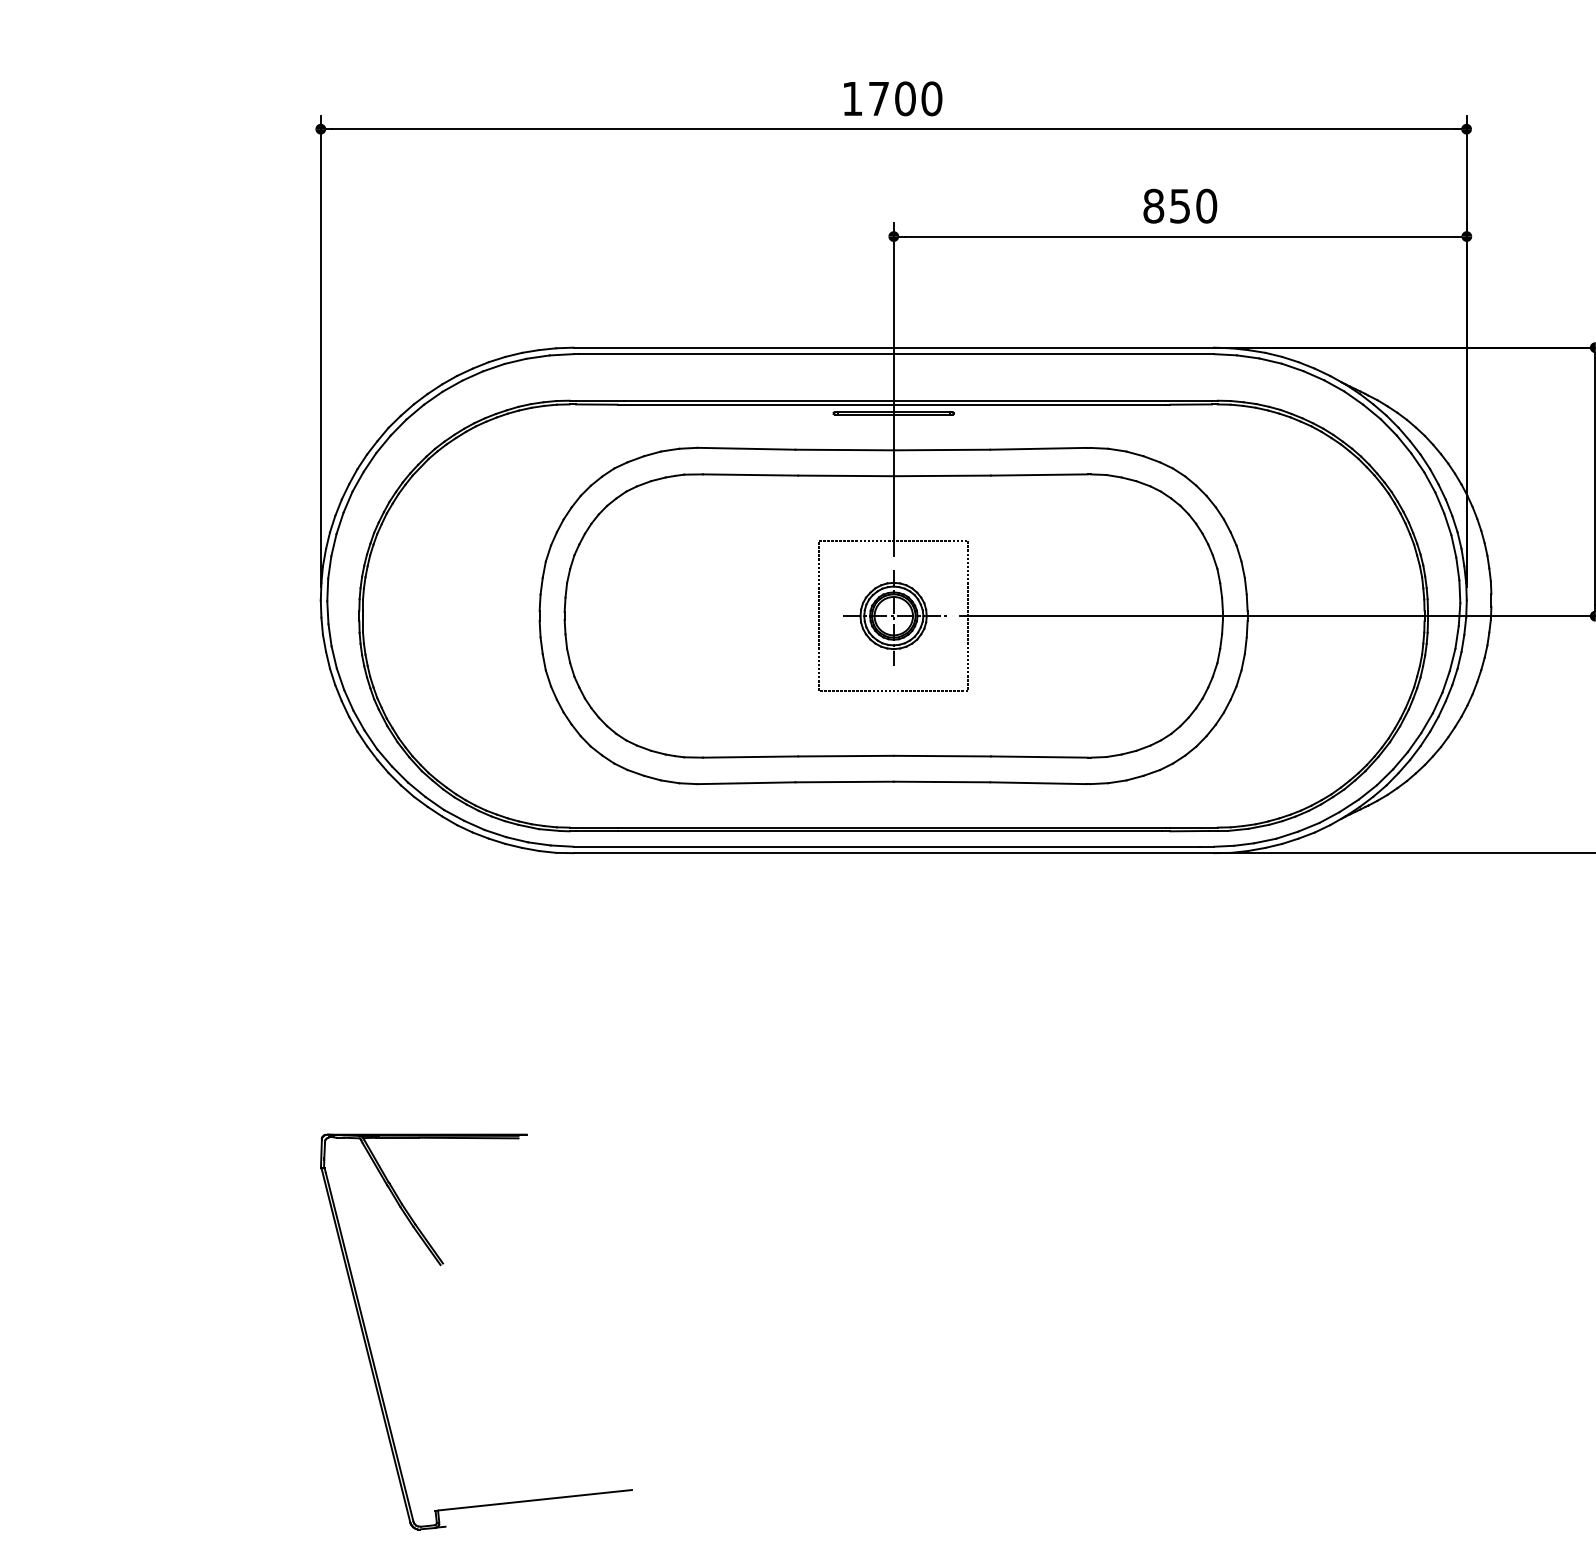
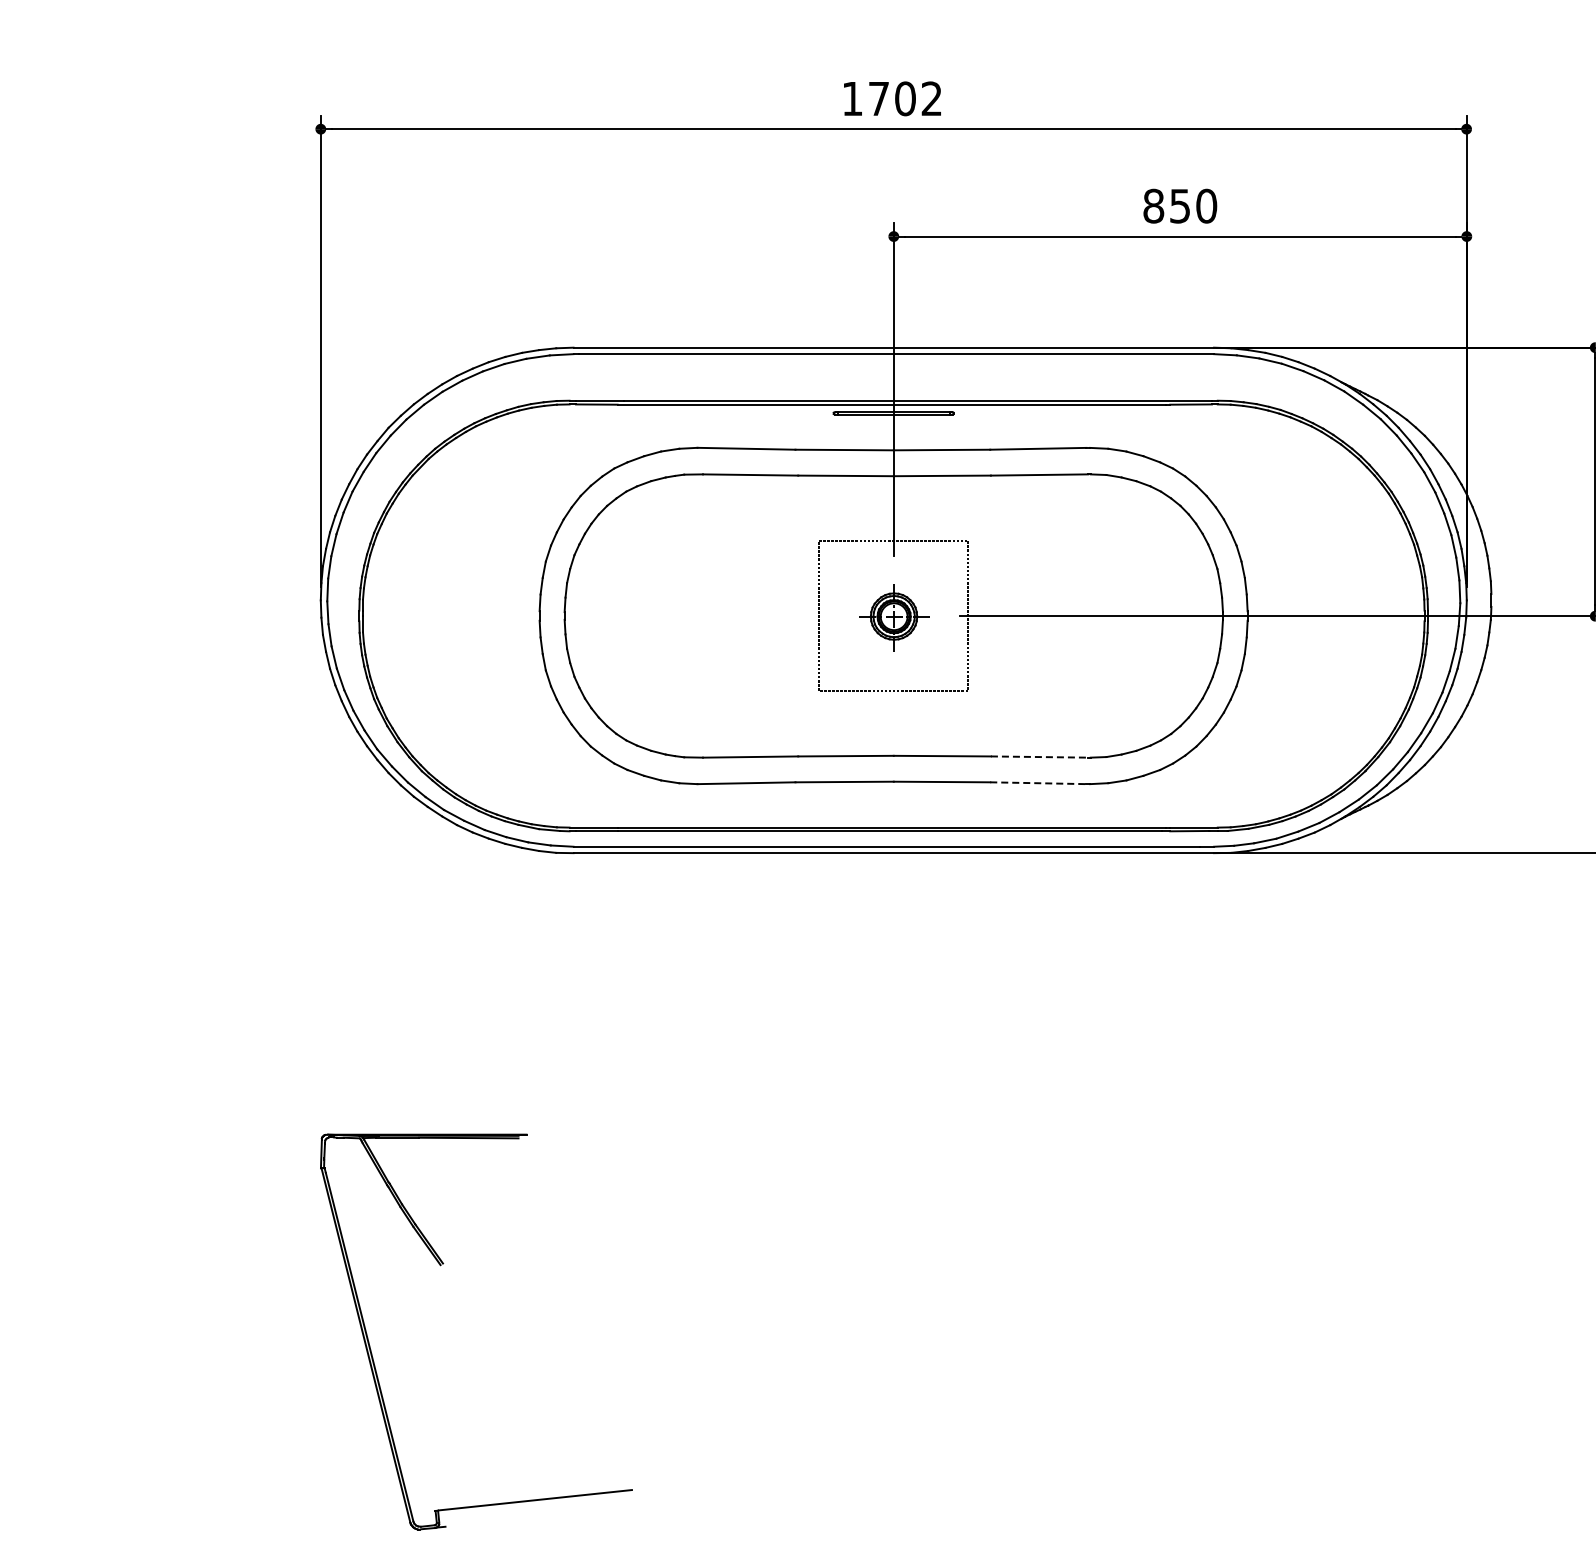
text: 1700 -> 1702 (931, 98)
part size: 104x96 px -> 71x68 px (894, 617)
line: solid -> dashed (1039, 757)
line: solid -> dashed (1038, 783)
